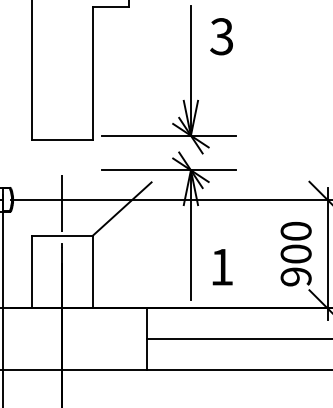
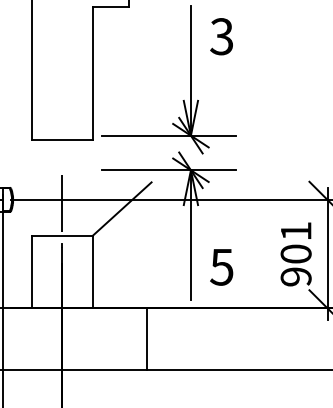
text: 900 -> 901 (295, 230)
text: 1 -> 5 (221, 267)
line: present -> none (237, 339)
